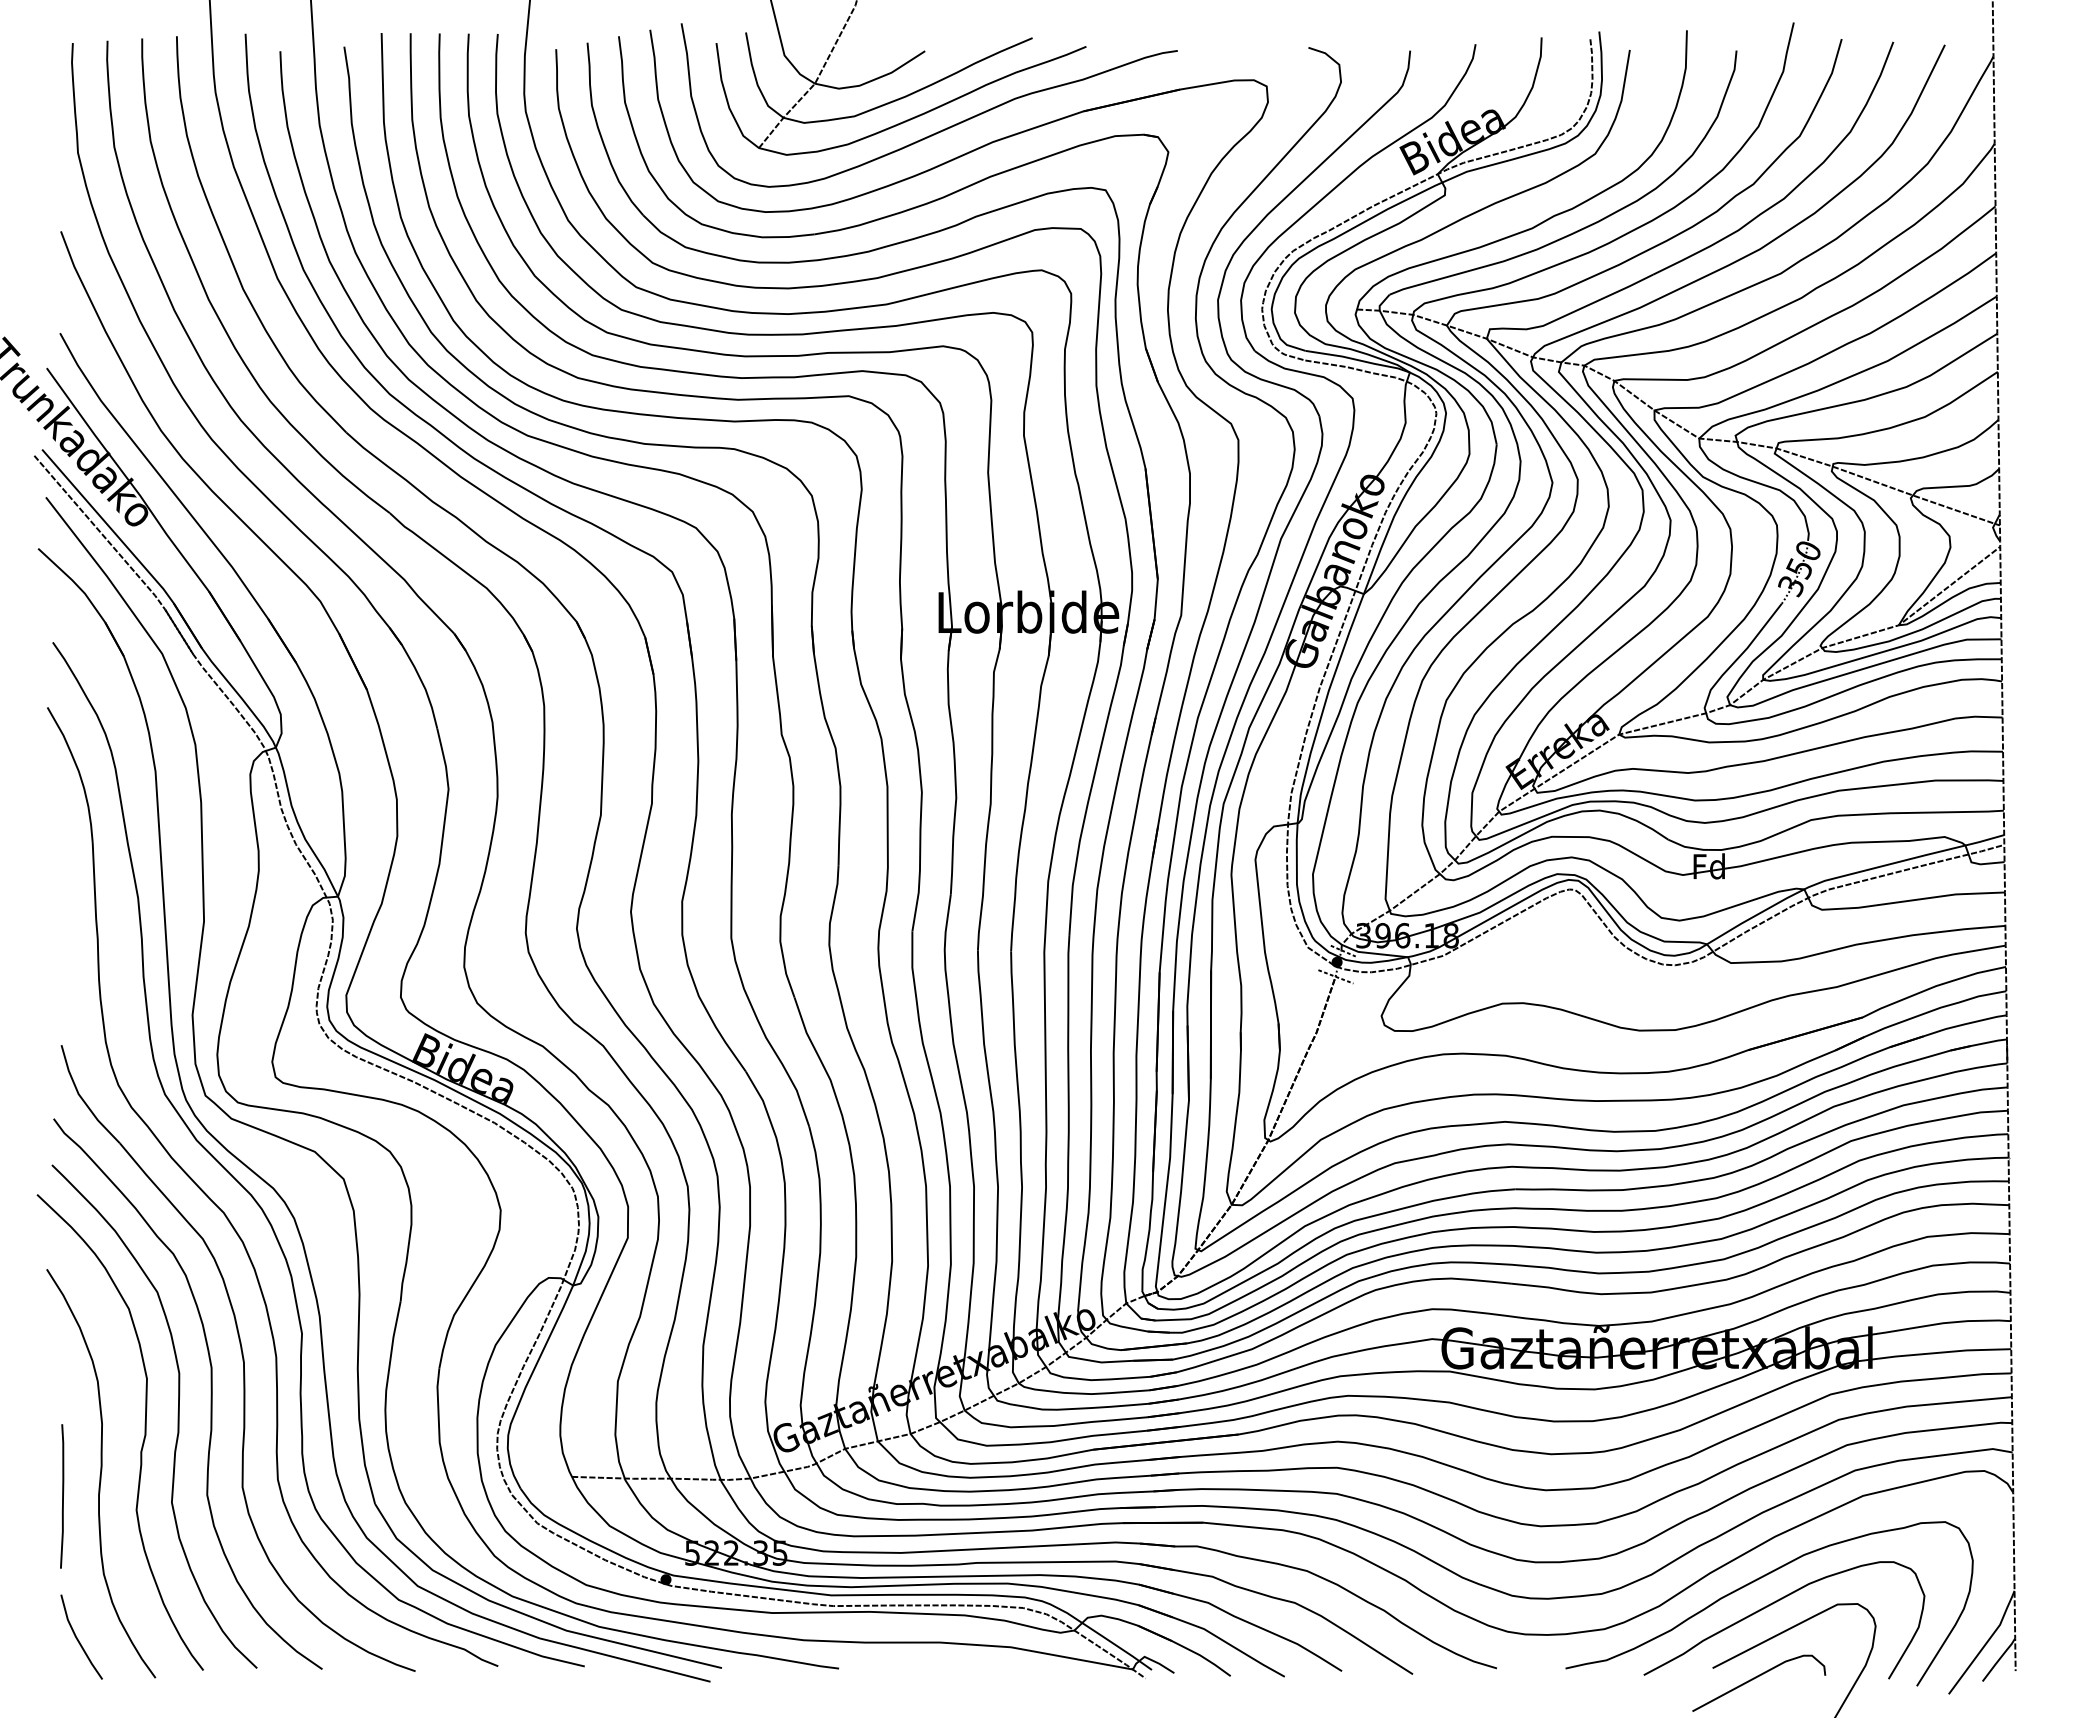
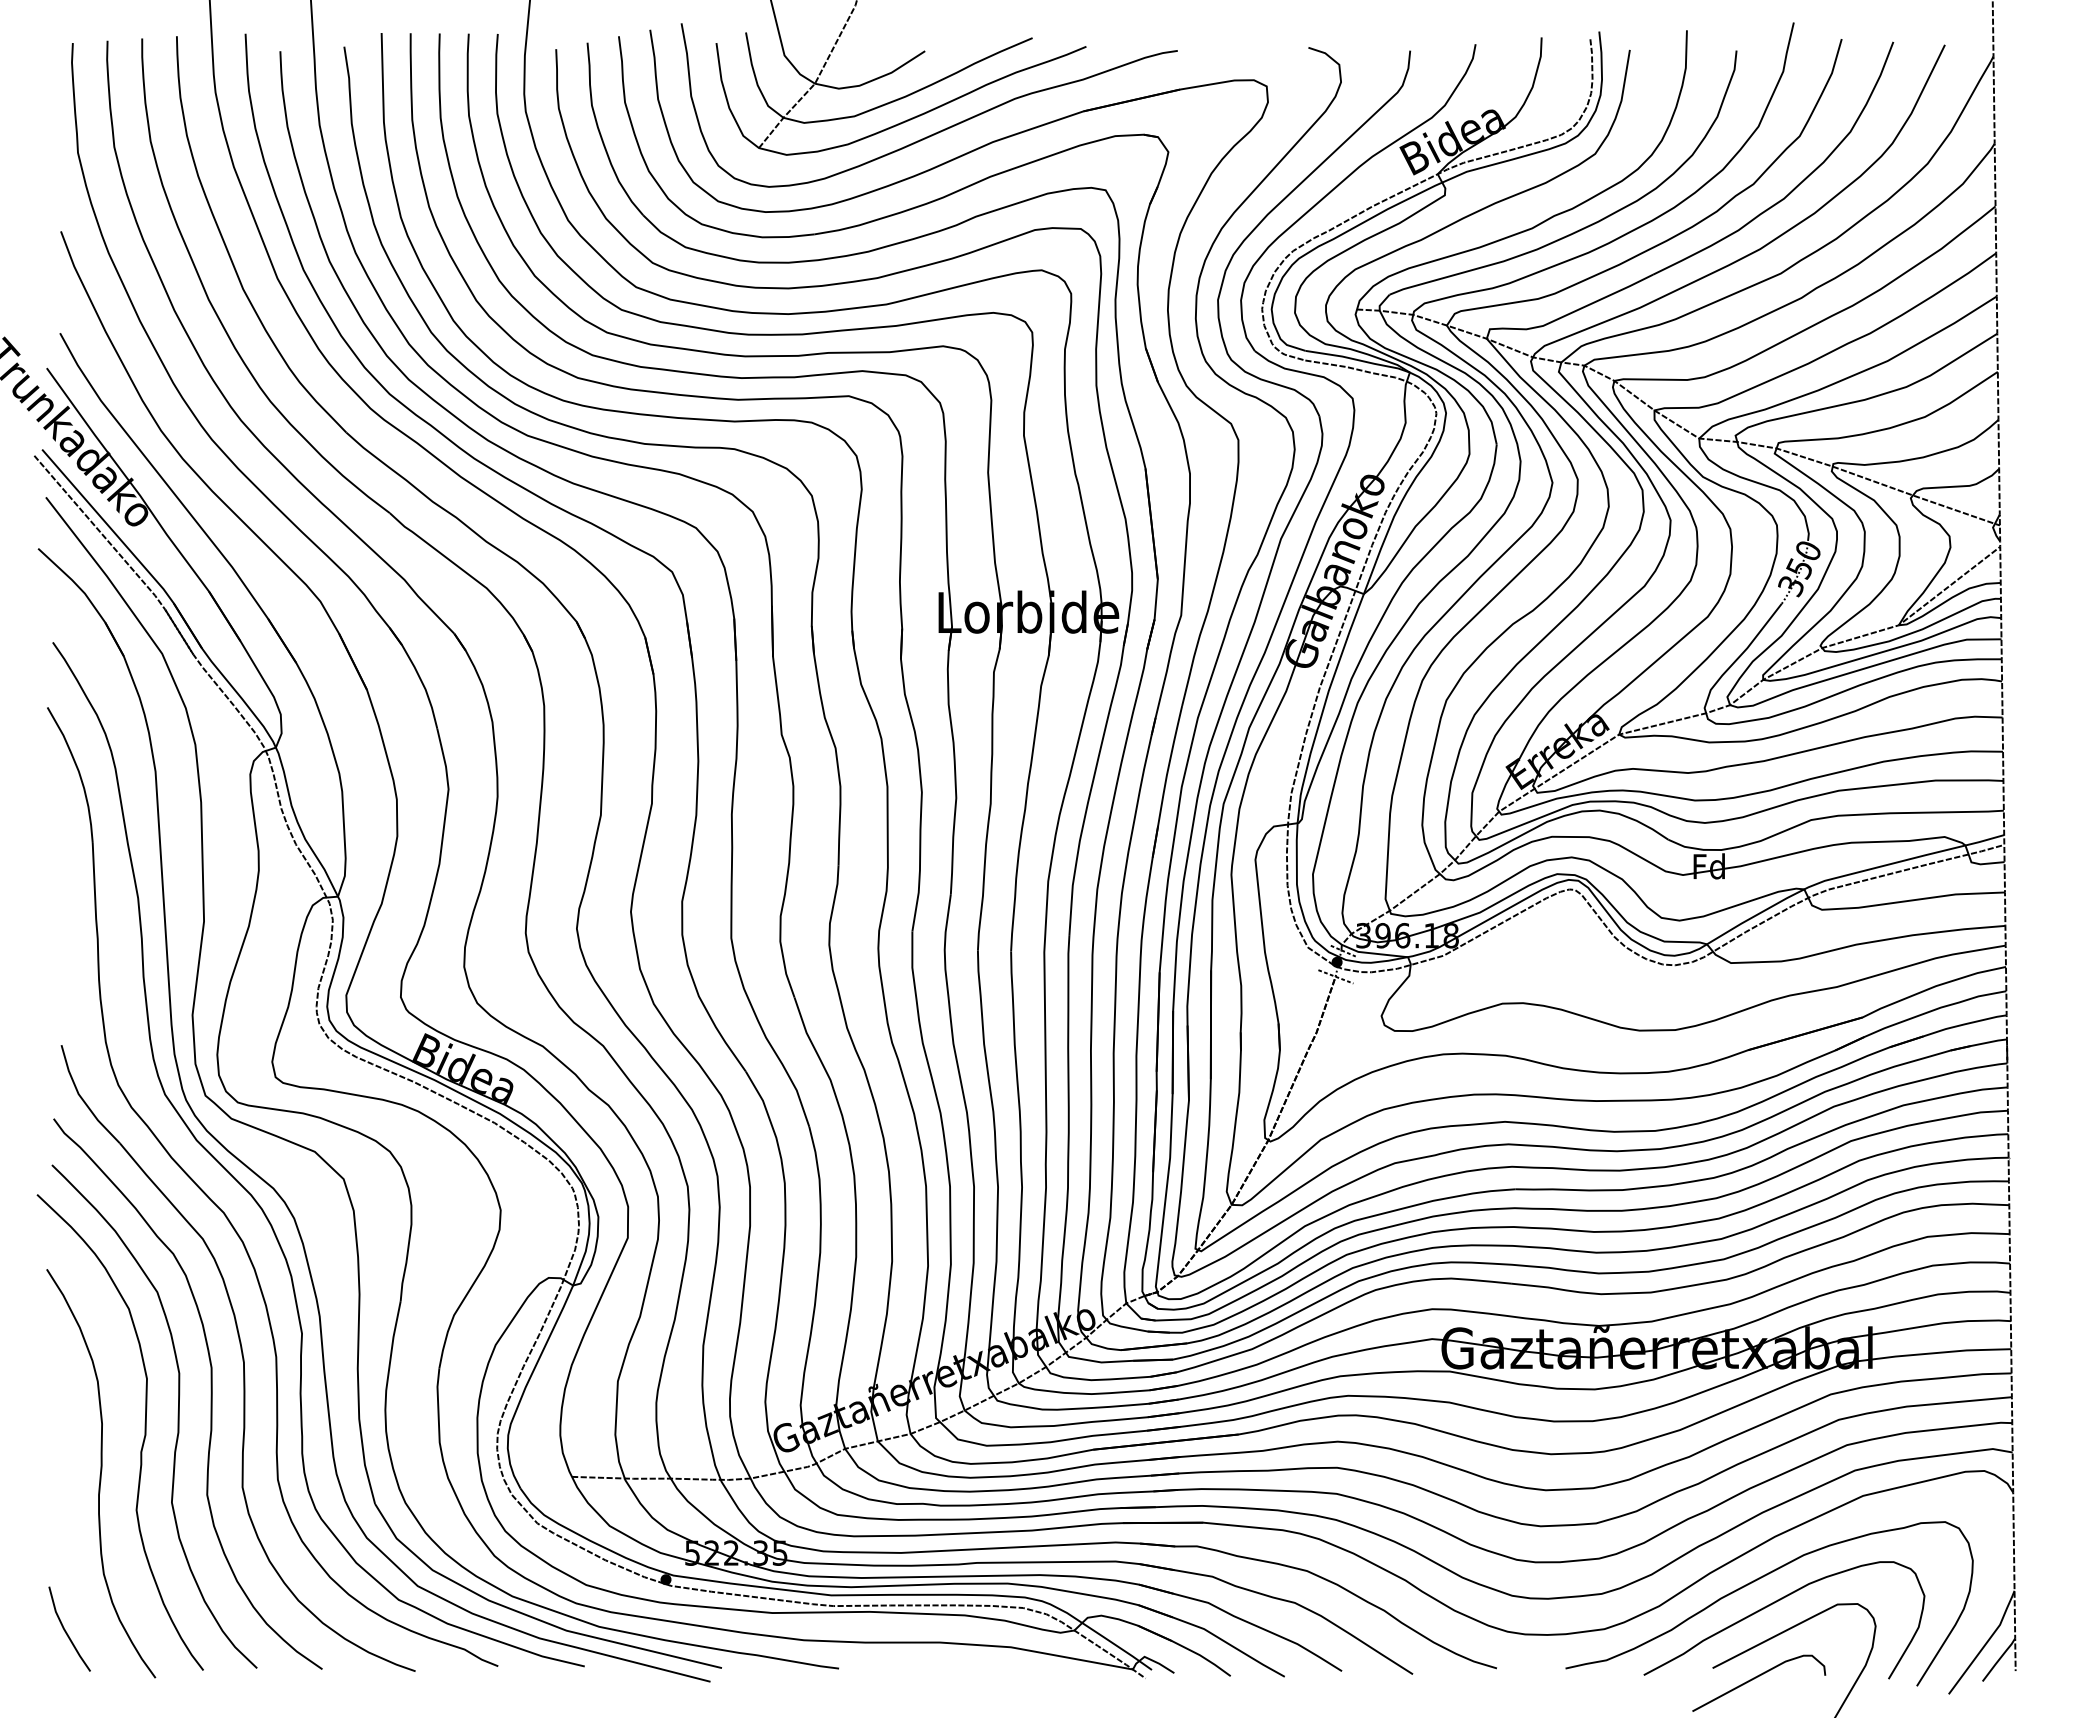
curve: present -> none (62, 1496)
line position: (77, 1637) -> (65, 1629) (65, 1629)
